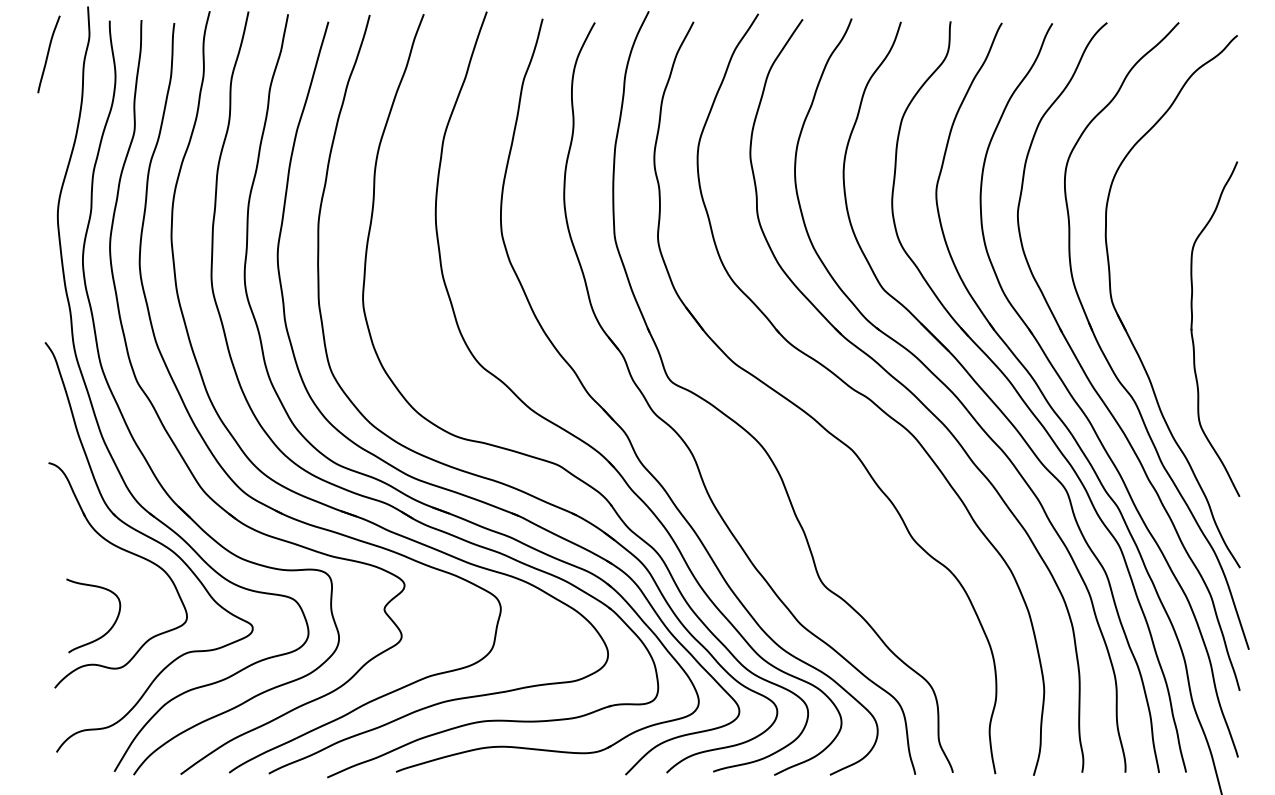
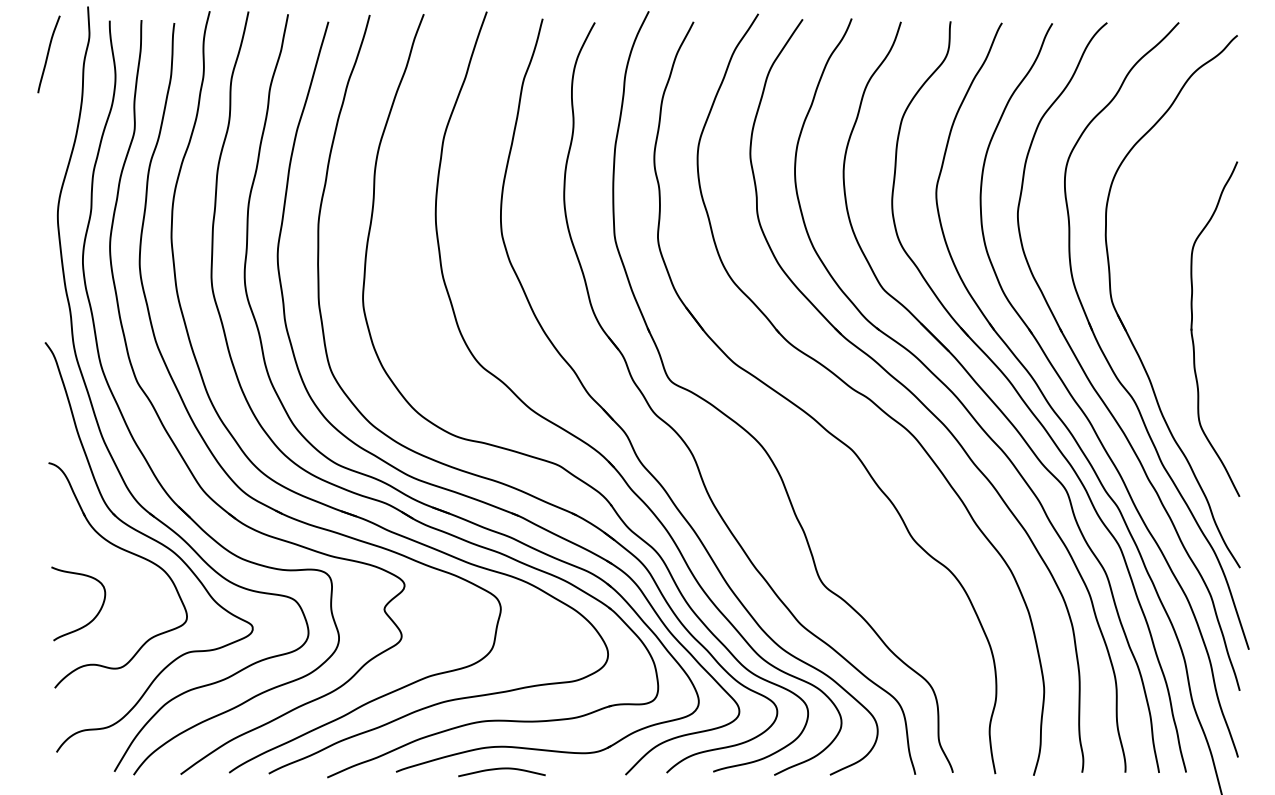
curve position: (109, 628) -> (94, 616) (94, 616)
curve: none -> present (501, 769)
